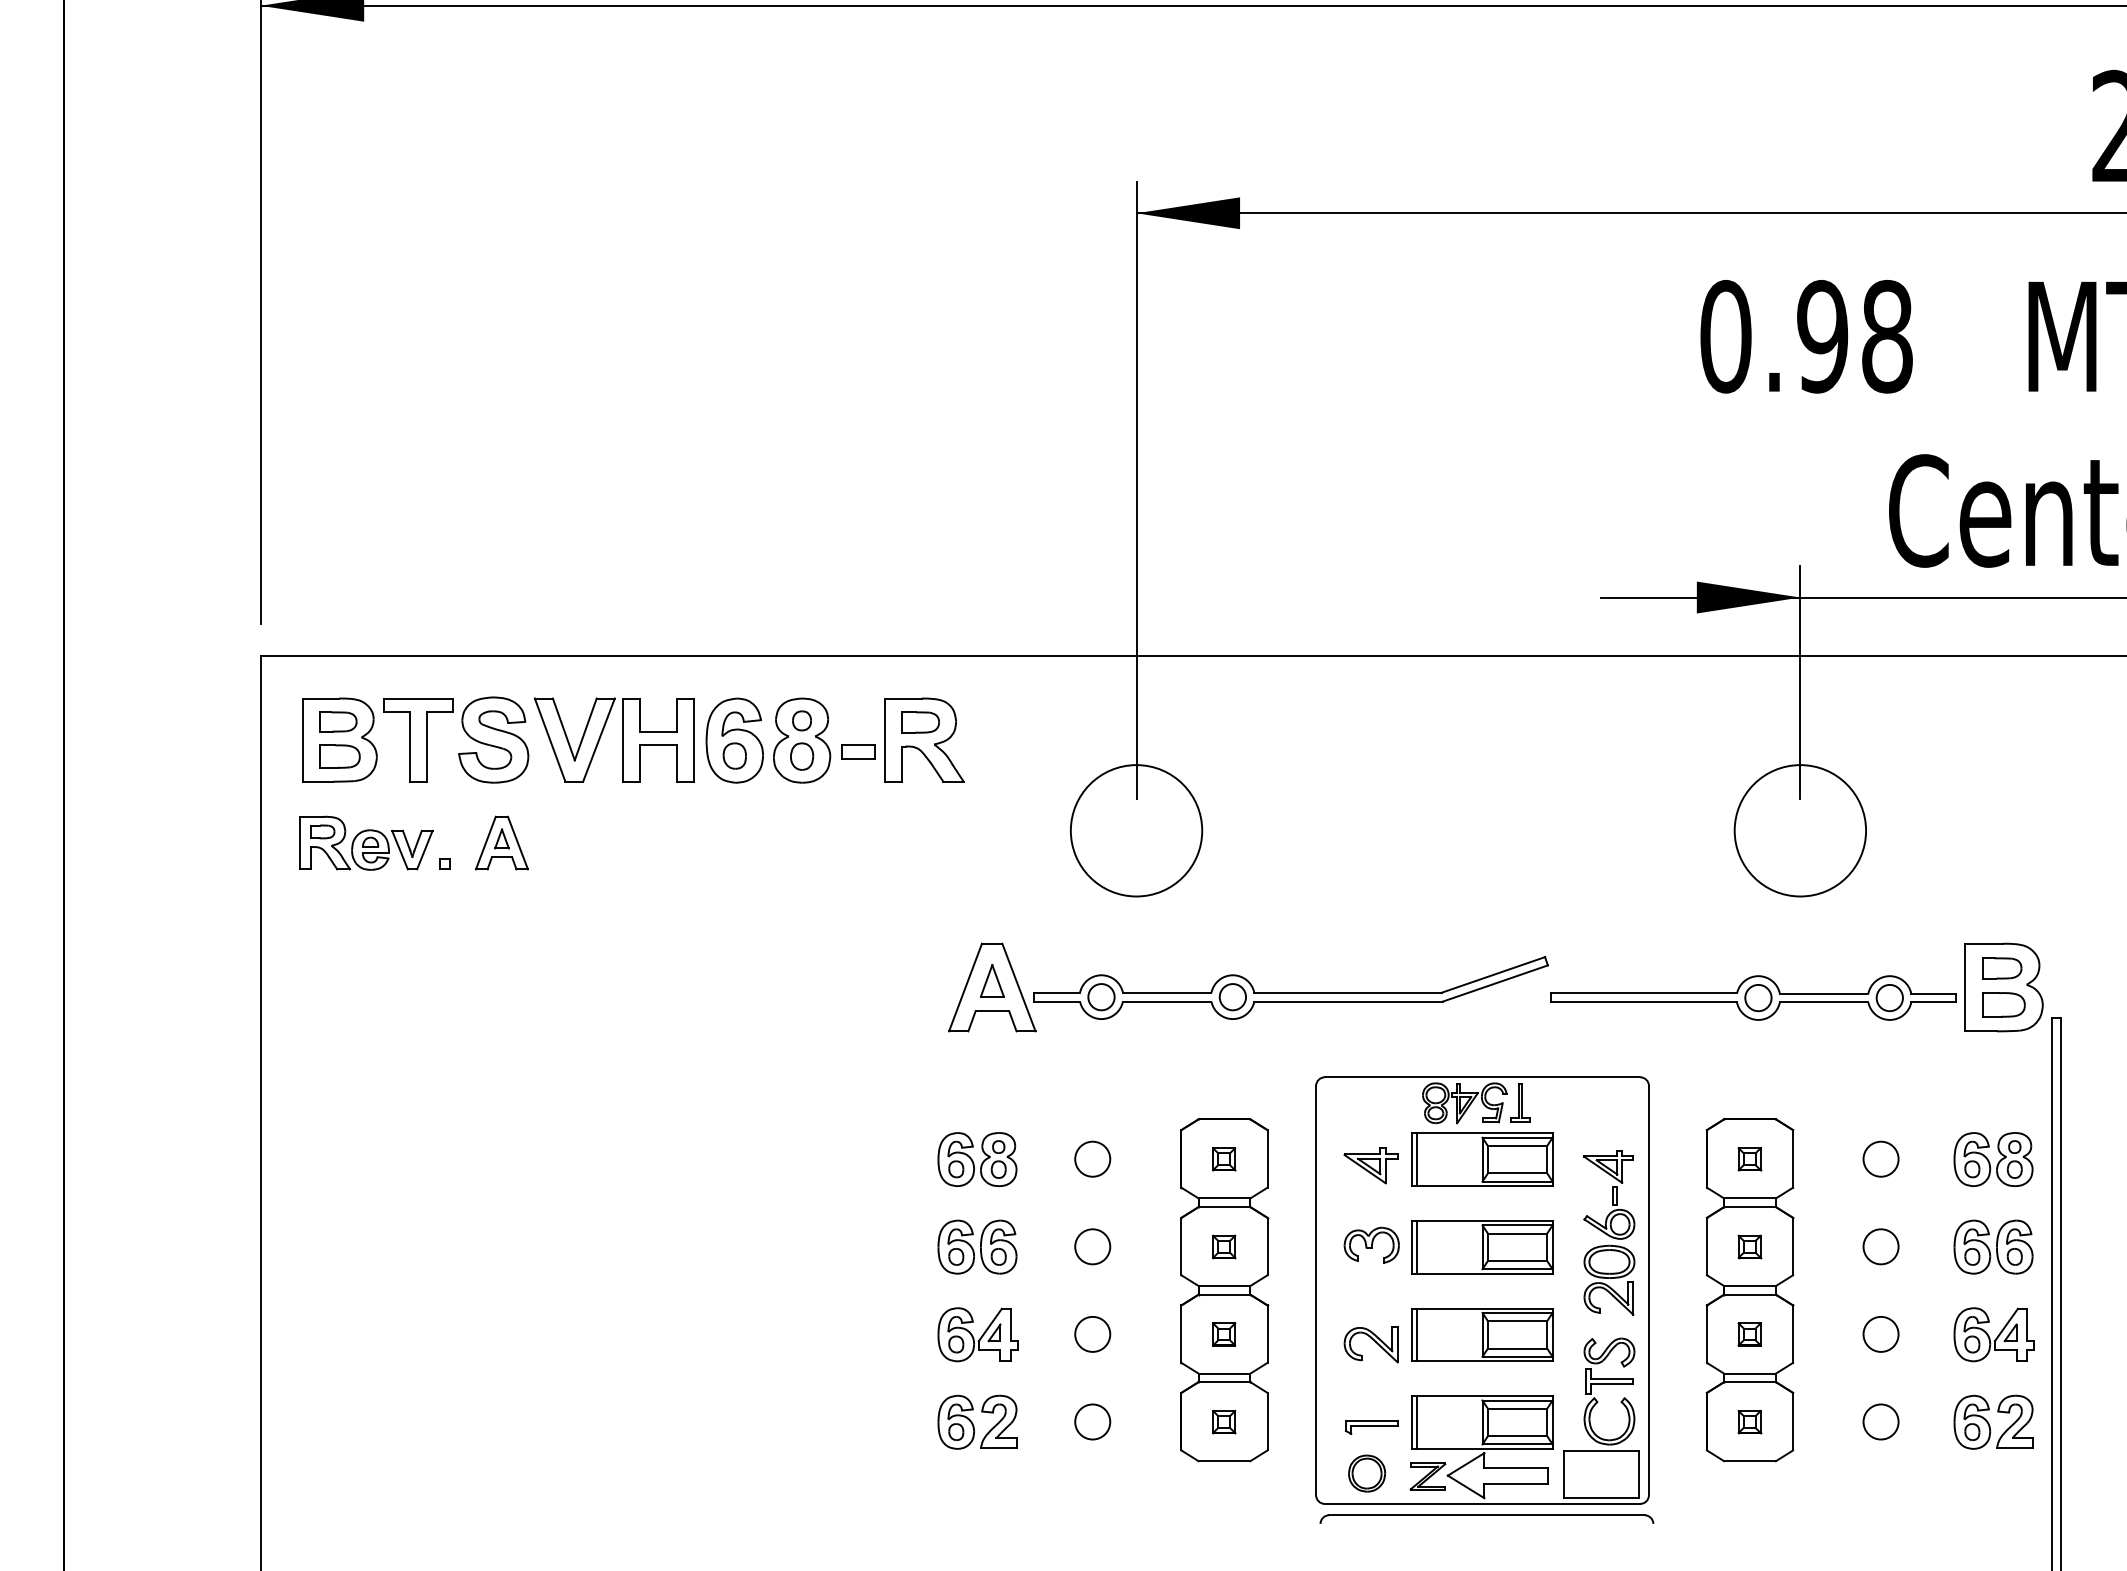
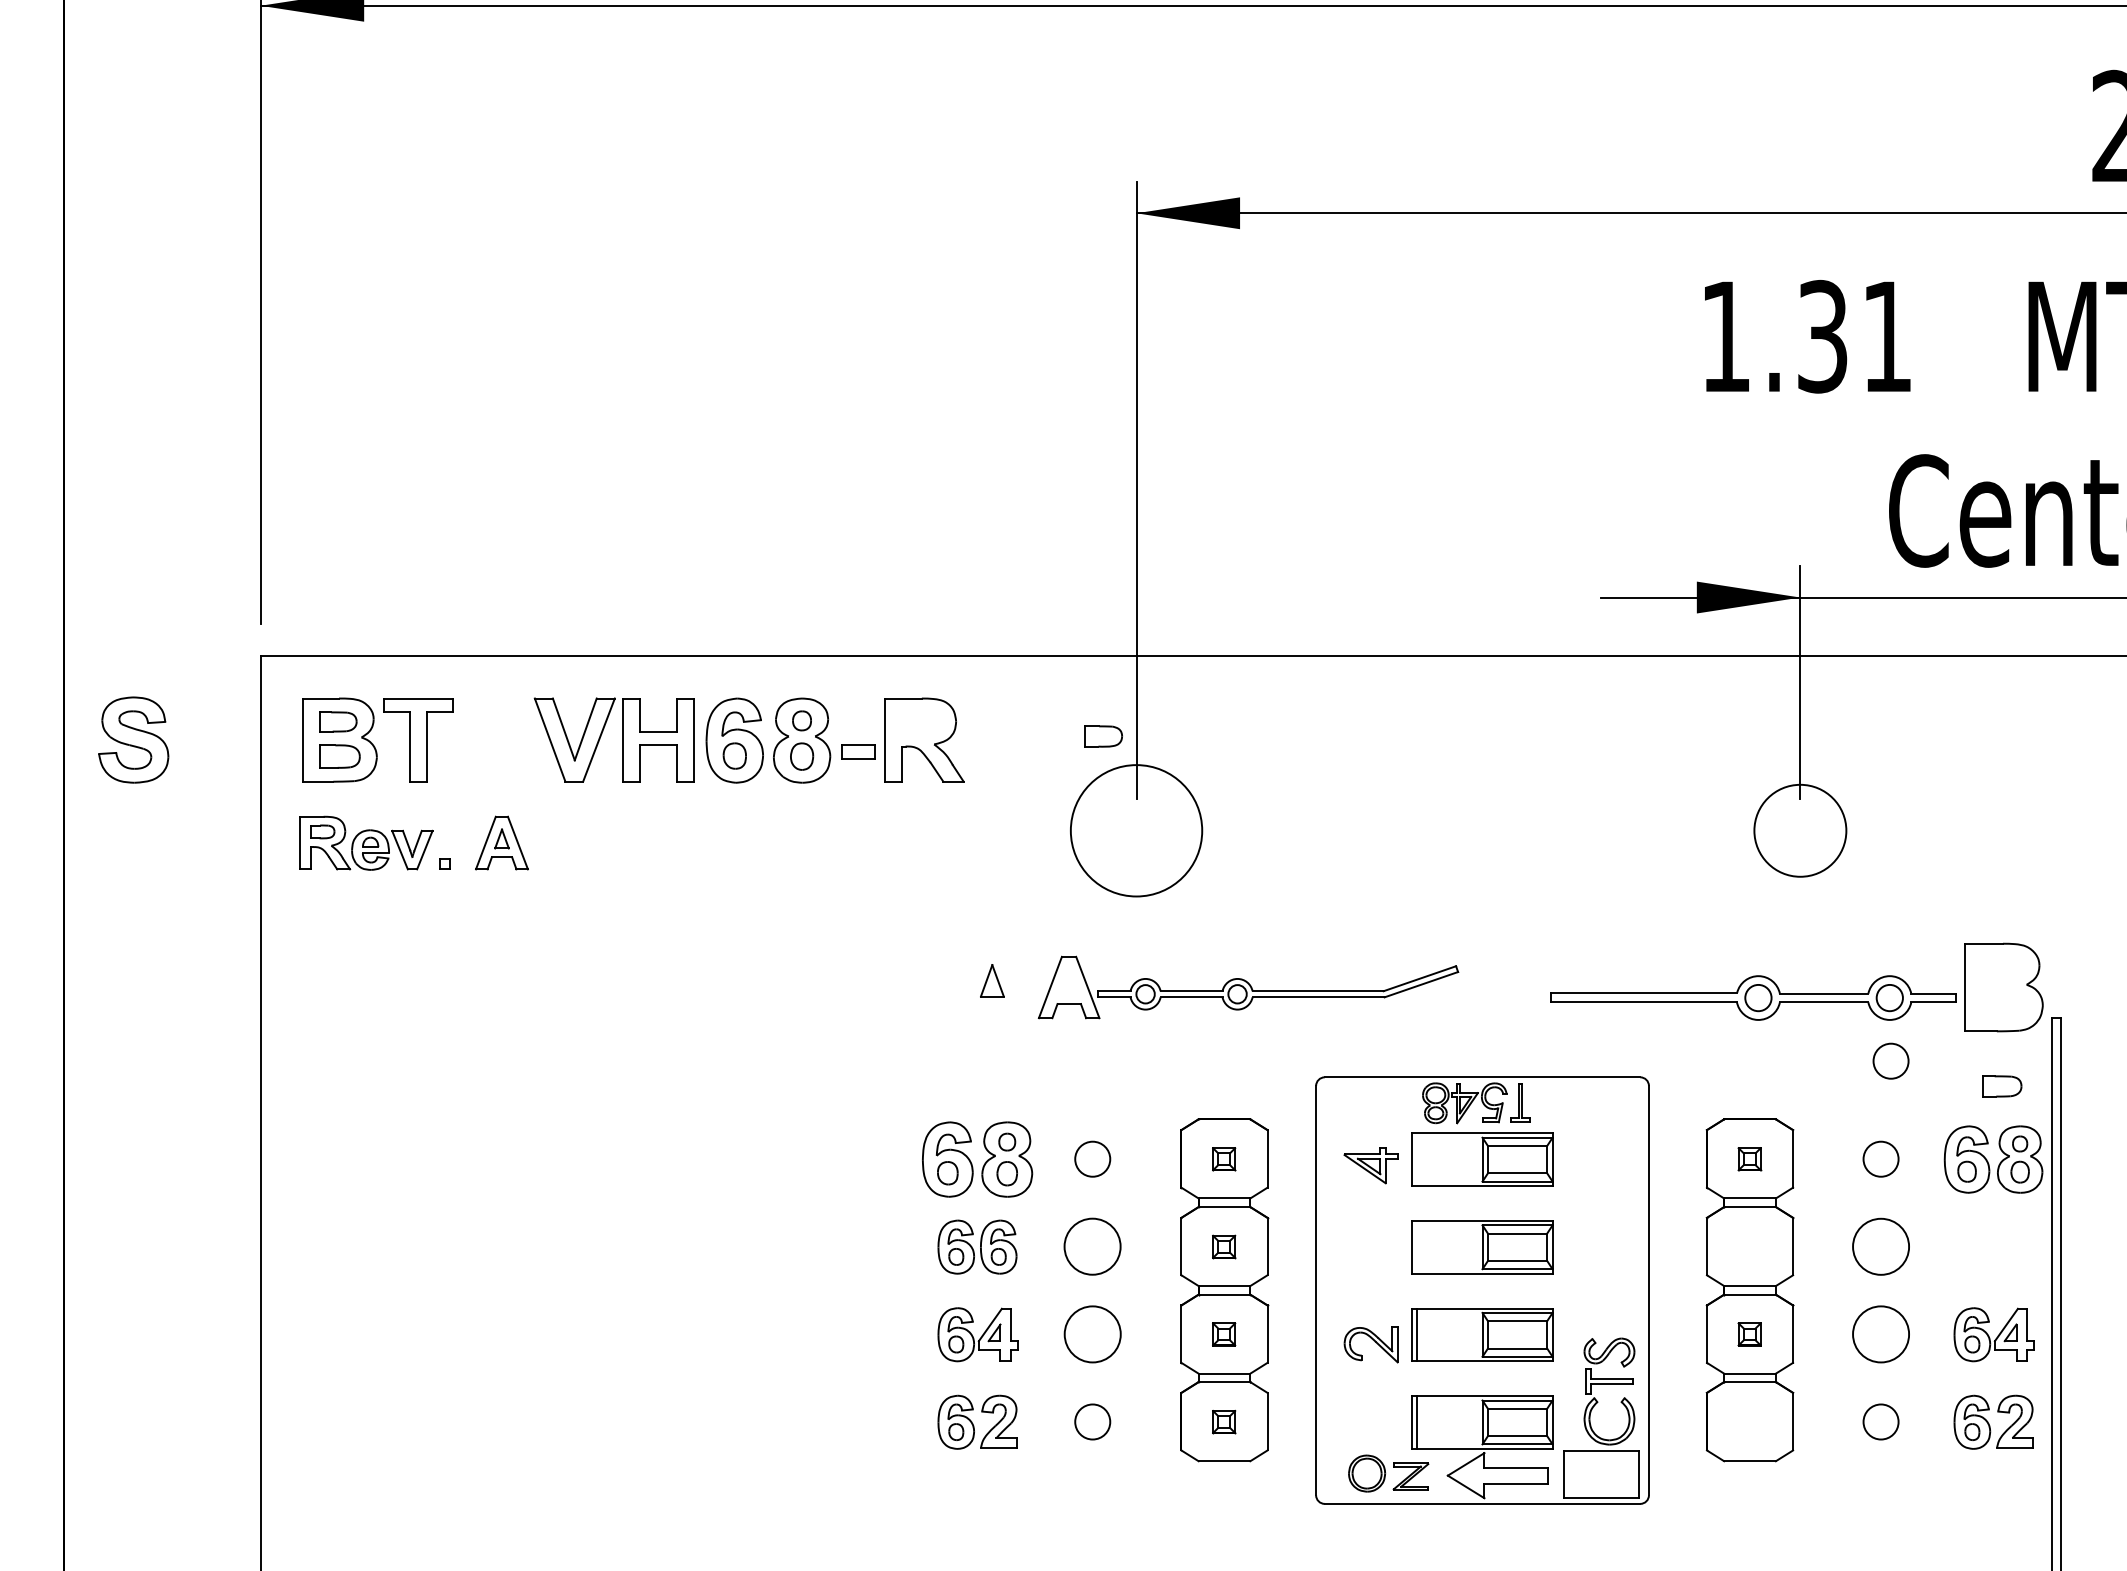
text: 0.98 -> 1.31 (1806, 336)
part position: (920, 722) -> (1103, 736) (1103, 736)
part position: (493, 739) -> (133, 739) (133, 739)
circle diameter: 131 px -> 92 px (1800, 830)
part position: (2002, 968) -> (2002, 1086) (2002, 1086)
part size: 601x91 px -> 423x65 px (1248, 987)
part: present -> none (2003, 1004)
circle: none -> present (1890, 1060)
part size: 81x55 px -> 112x77 px (977, 1159)
line: present -> none (1416, 1159)
part size: 81x55 px -> 101x69 px (1993, 1159)
part: present -> none (1609, 1232)
part: present -> none (1371, 1244)
circle size: 38x38 px -> 59x59 px (1092, 1246)
line: present -> none (1416, 1246)
part: present -> none (1749, 1246)
circle diameter: 35 px -> 56 px (1881, 1246)
part: present -> none (1993, 1246)
circle diameter: 35 px -> 56 px (1092, 1334)
circle diameter: 35 px -> 56 px (1881, 1334)
part: present -> none (1749, 1421)
part: present -> none (1371, 1427)
part position: (1427, 1476) -> (1410, 1476) (1410, 1476)
part: present -> none (1486, 1518)
